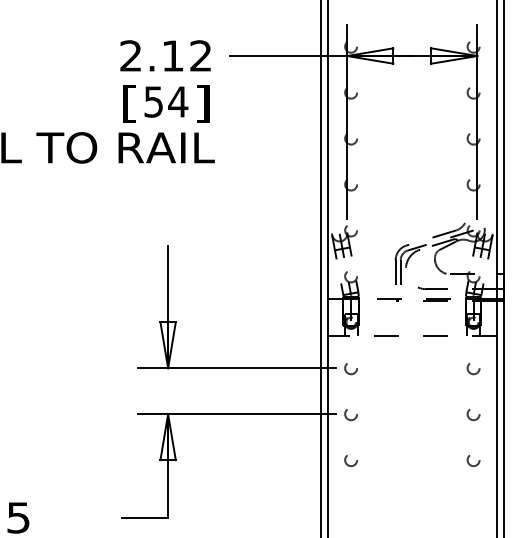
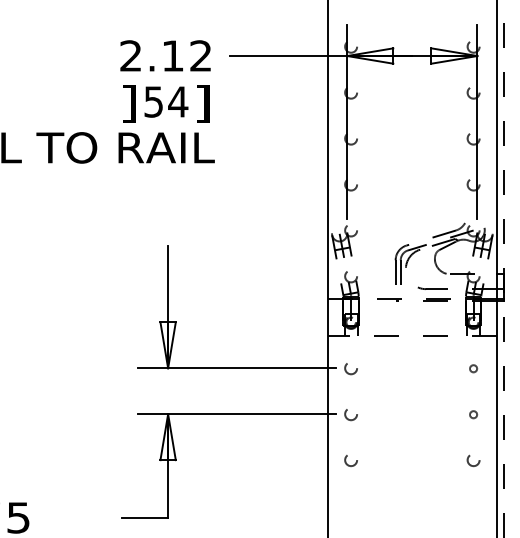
text: [ -> ] (129, 103)
line: present -> none (320, 268)
line: solid -> dashed (504, 268)
circle size: 15x13 px -> 9x10 px (473, 368)
circle size: 15x13 px -> 9x10 px (473, 414)
